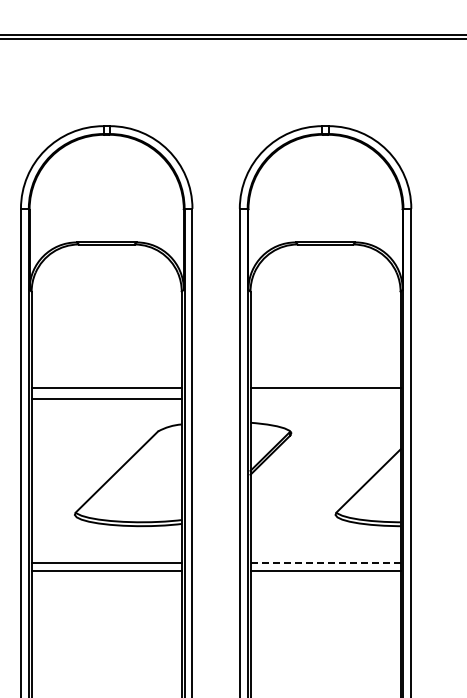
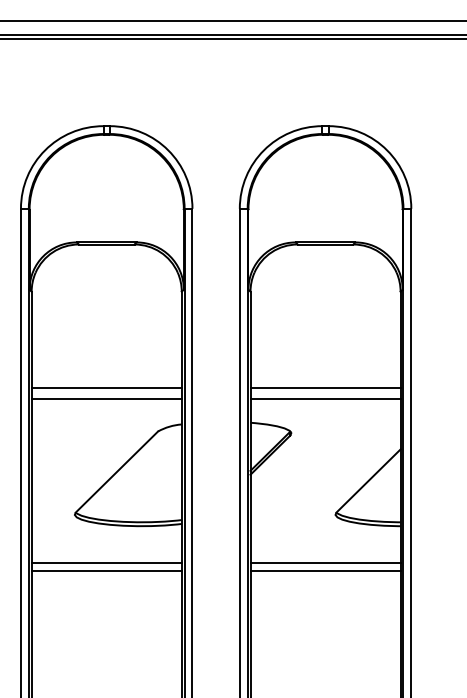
line: none -> present (232, 20)
line: none -> present (325, 399)
line: dashed -> solid (326, 562)
